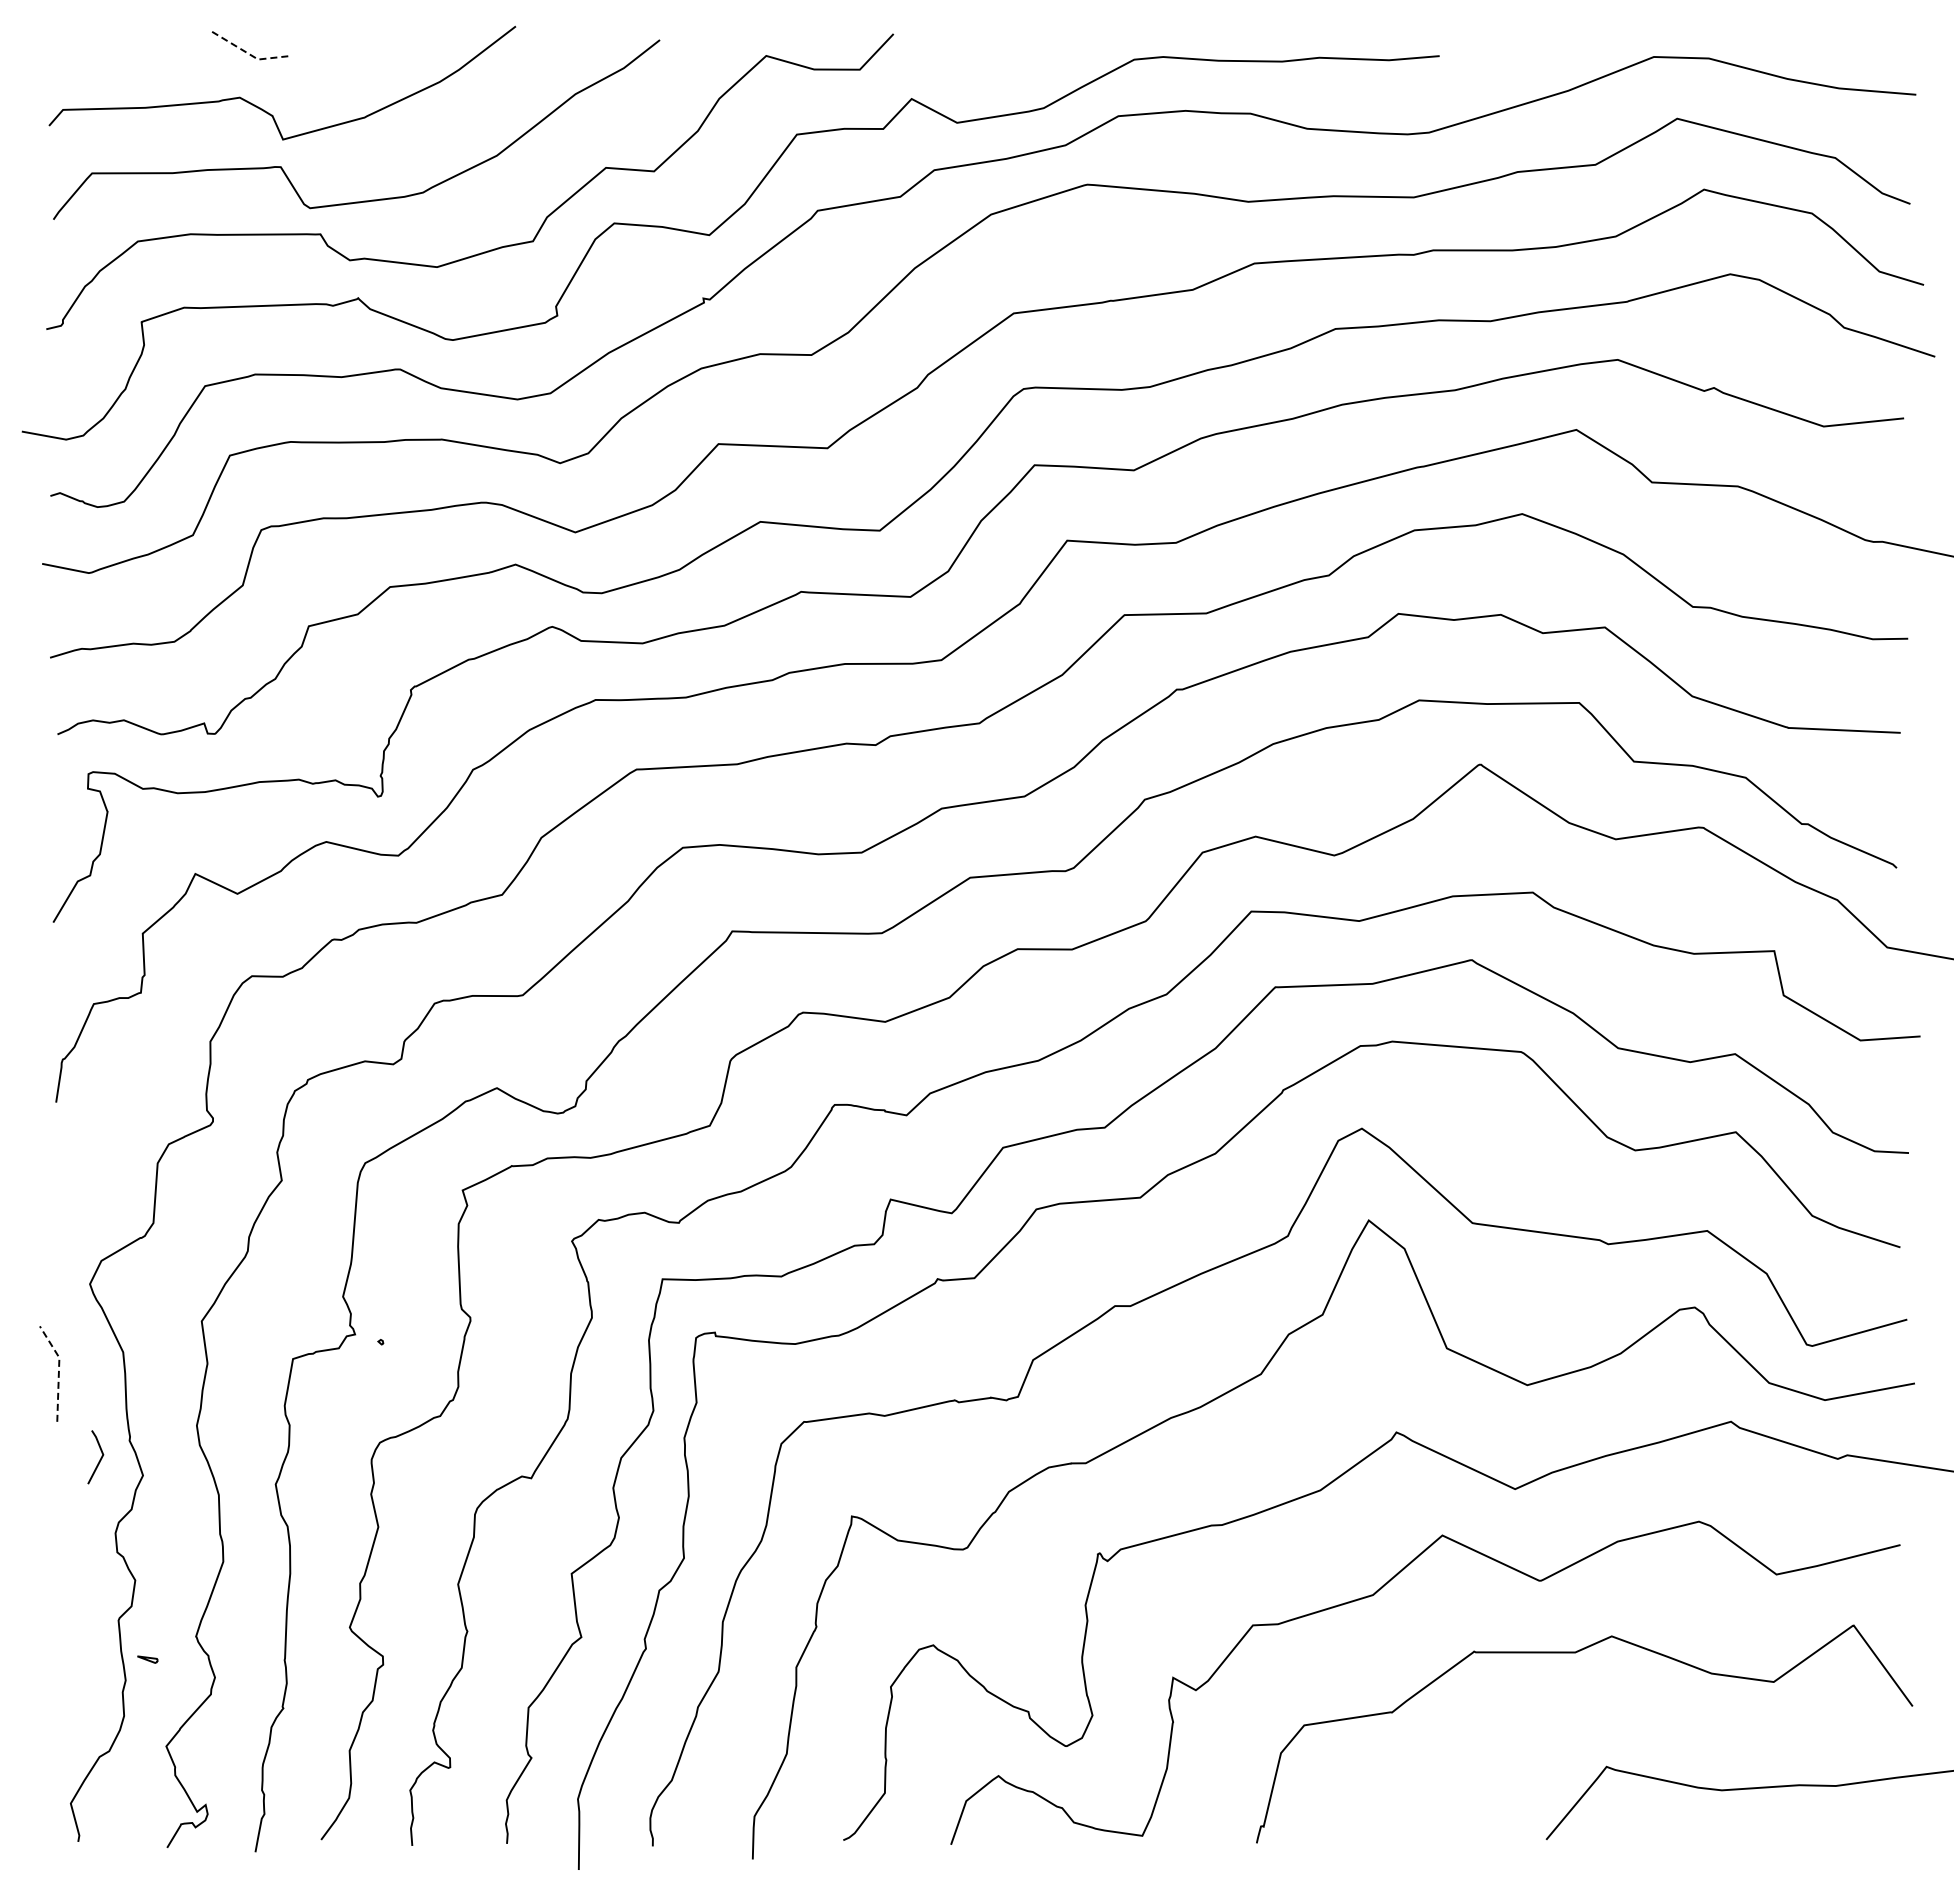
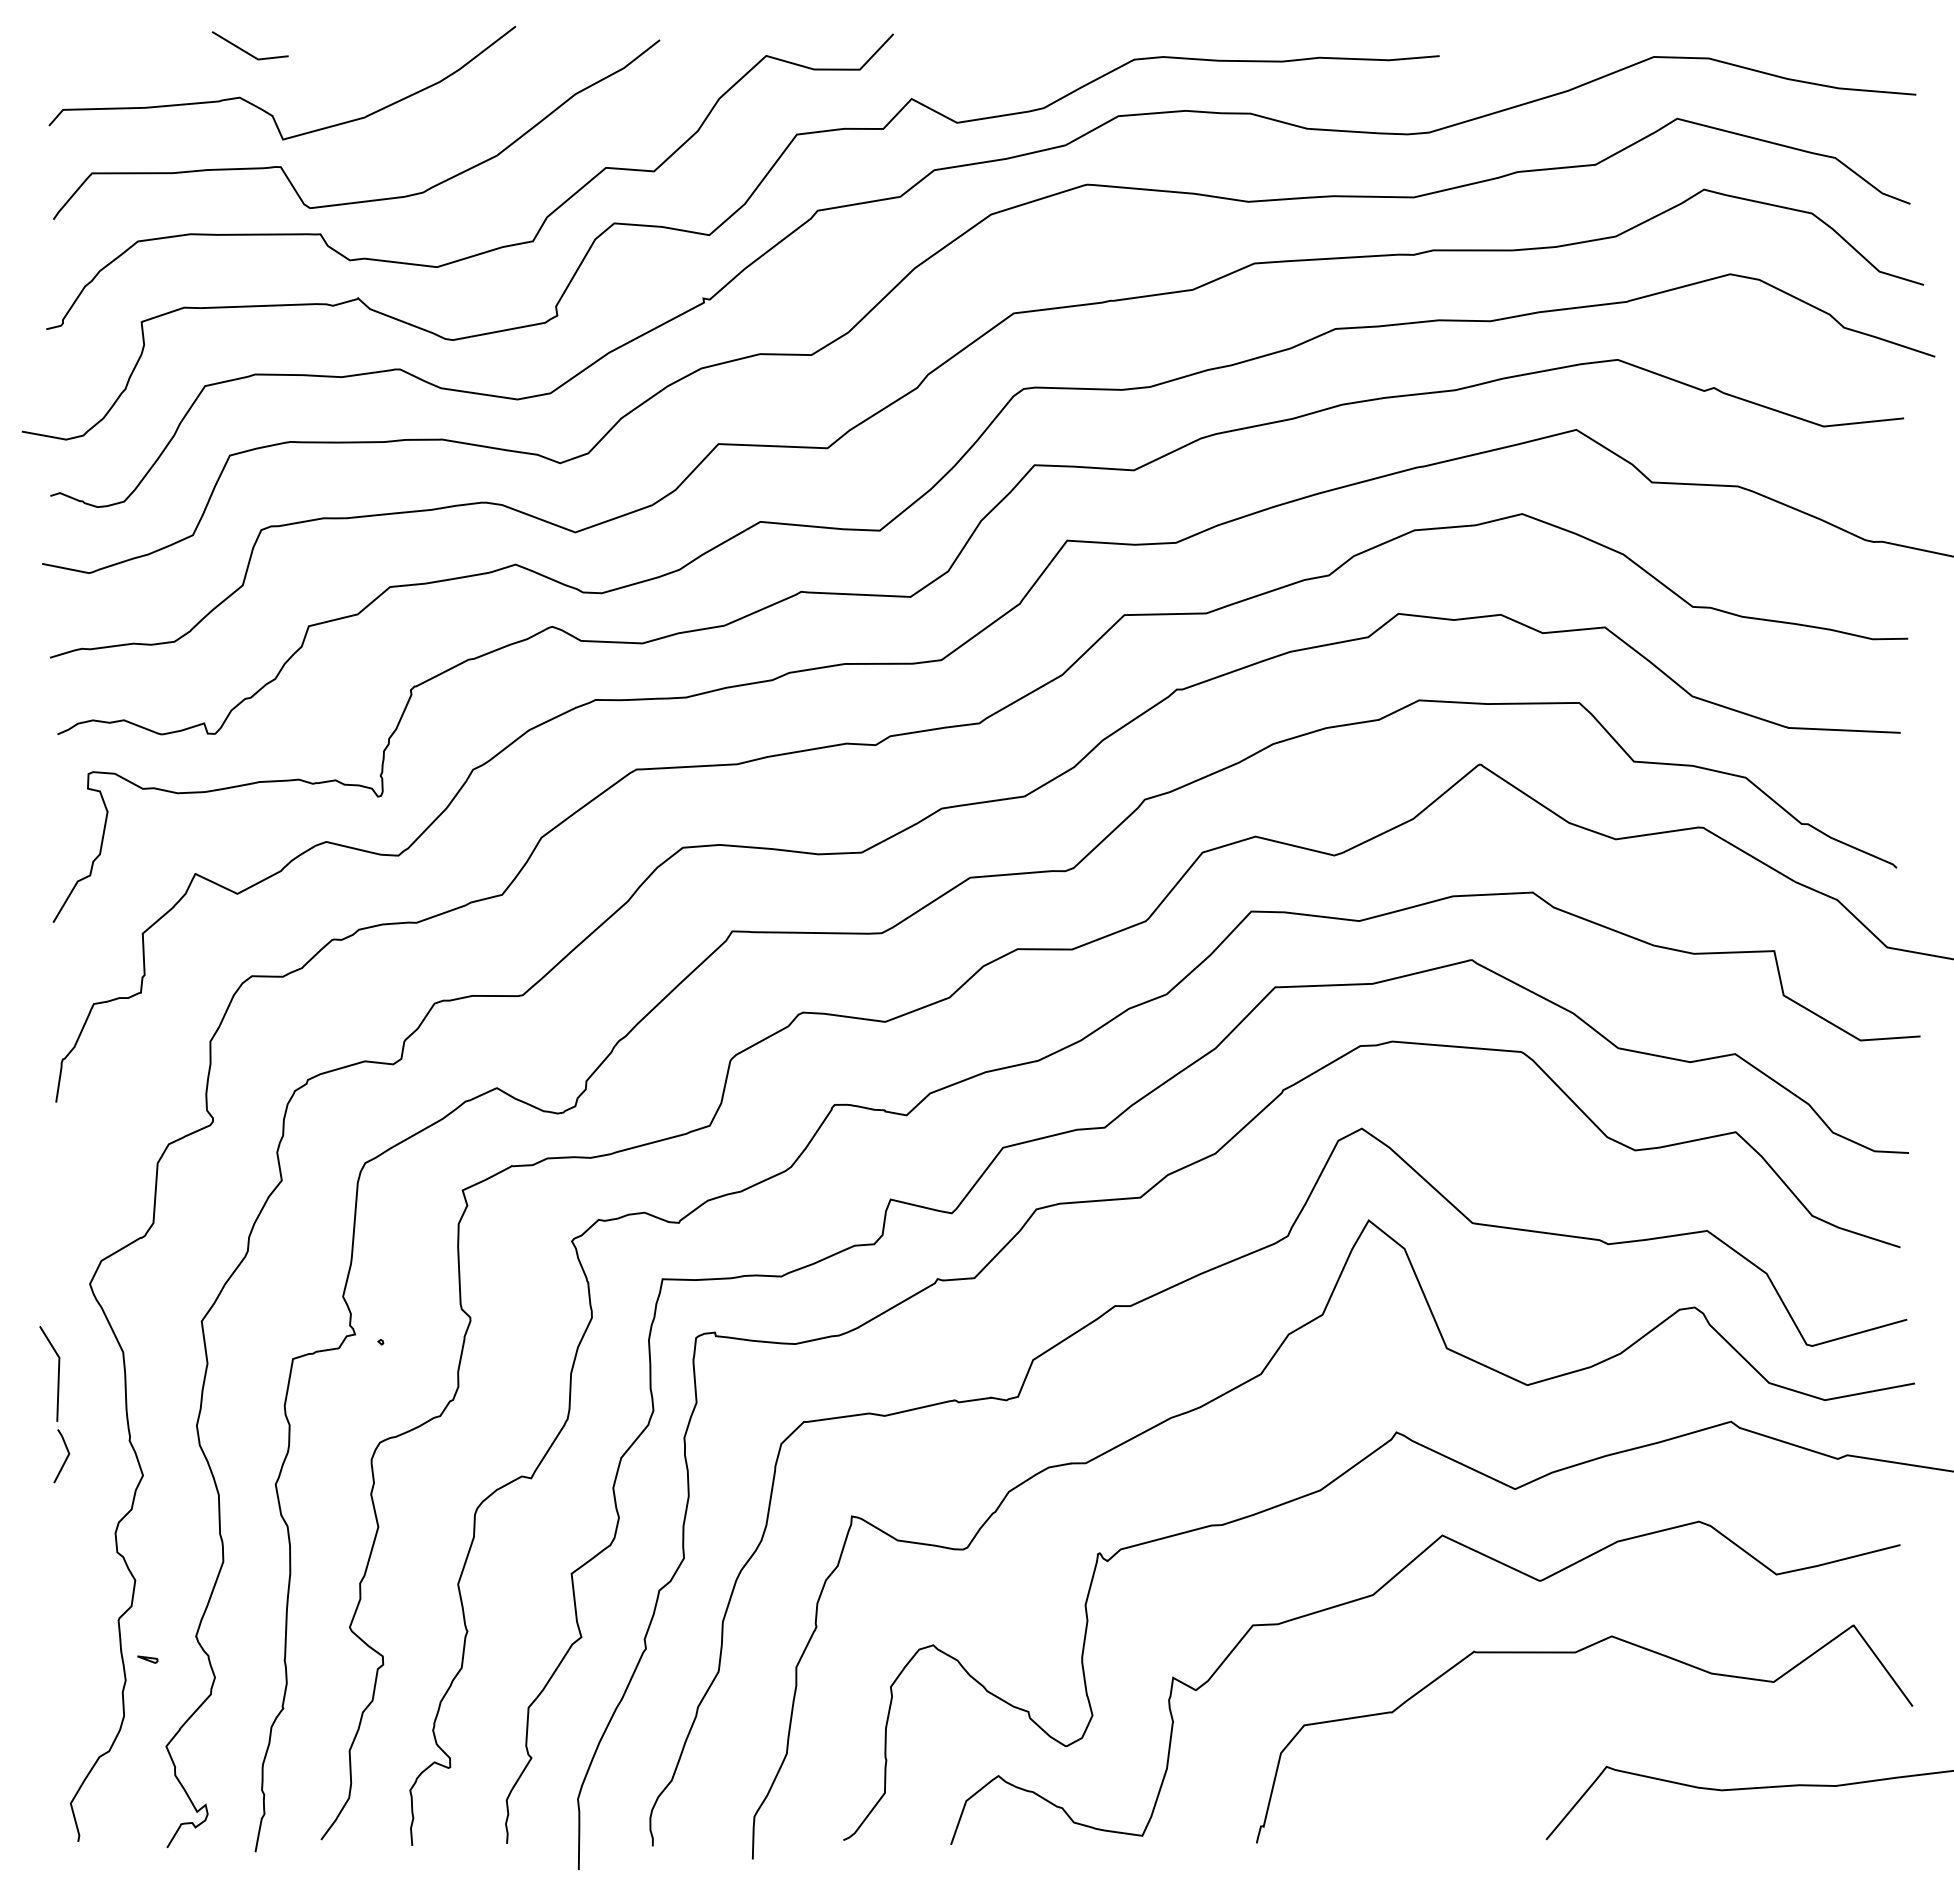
line: dashed -> solid (248, 53)
line: dashed -> solid (58, 1370)
line position: (99, 1459) -> (65, 1458) (65, 1458)
